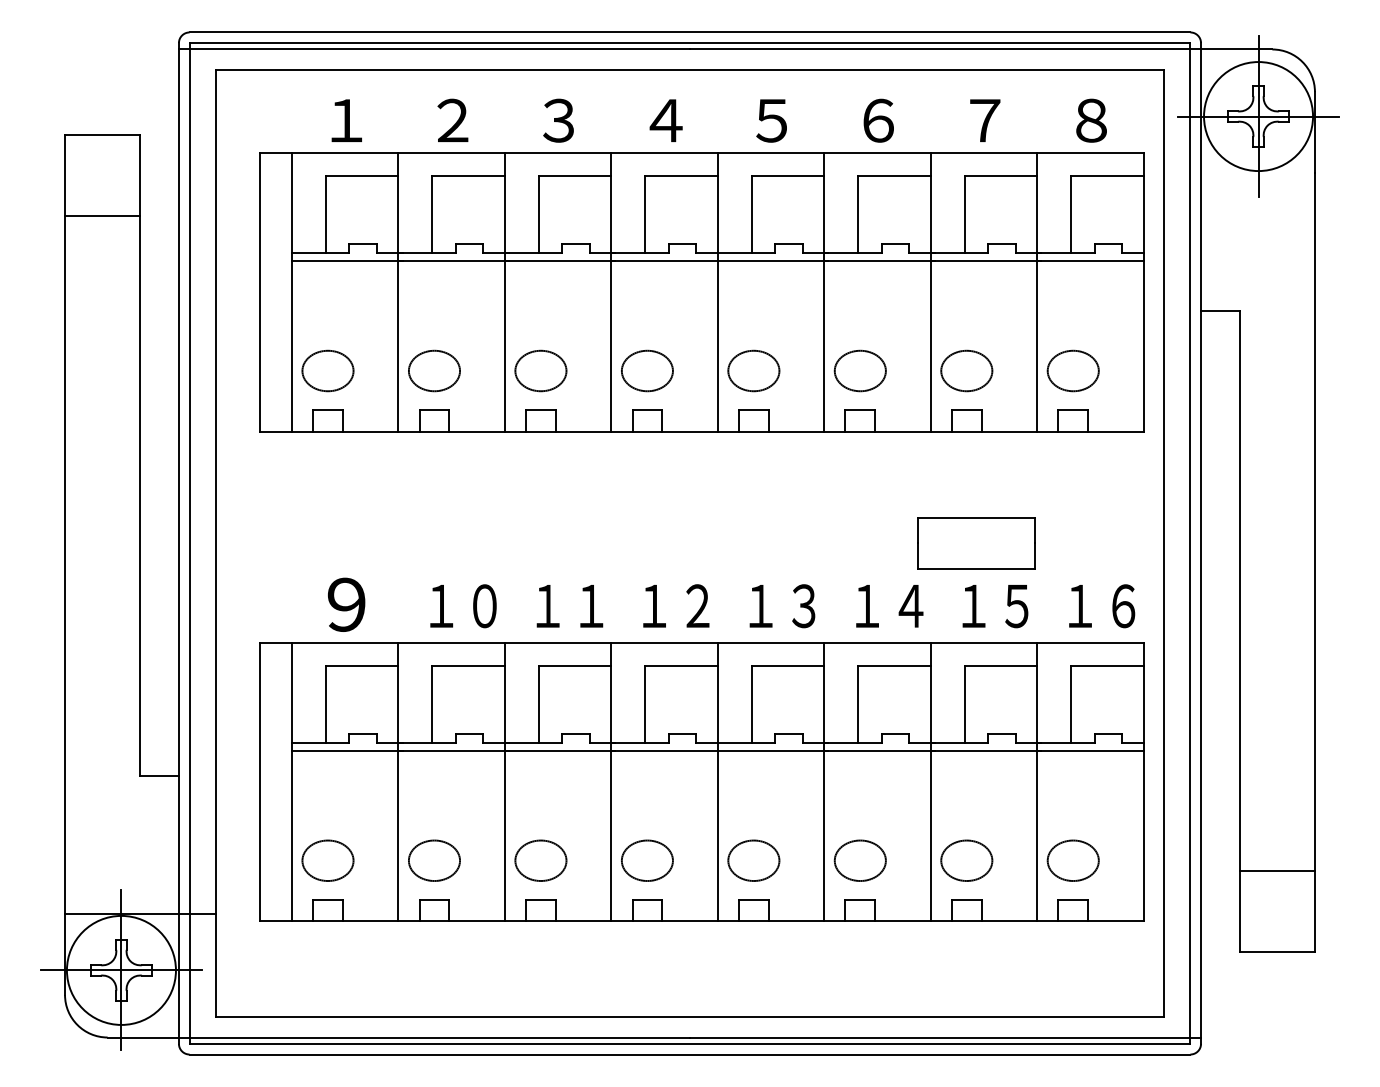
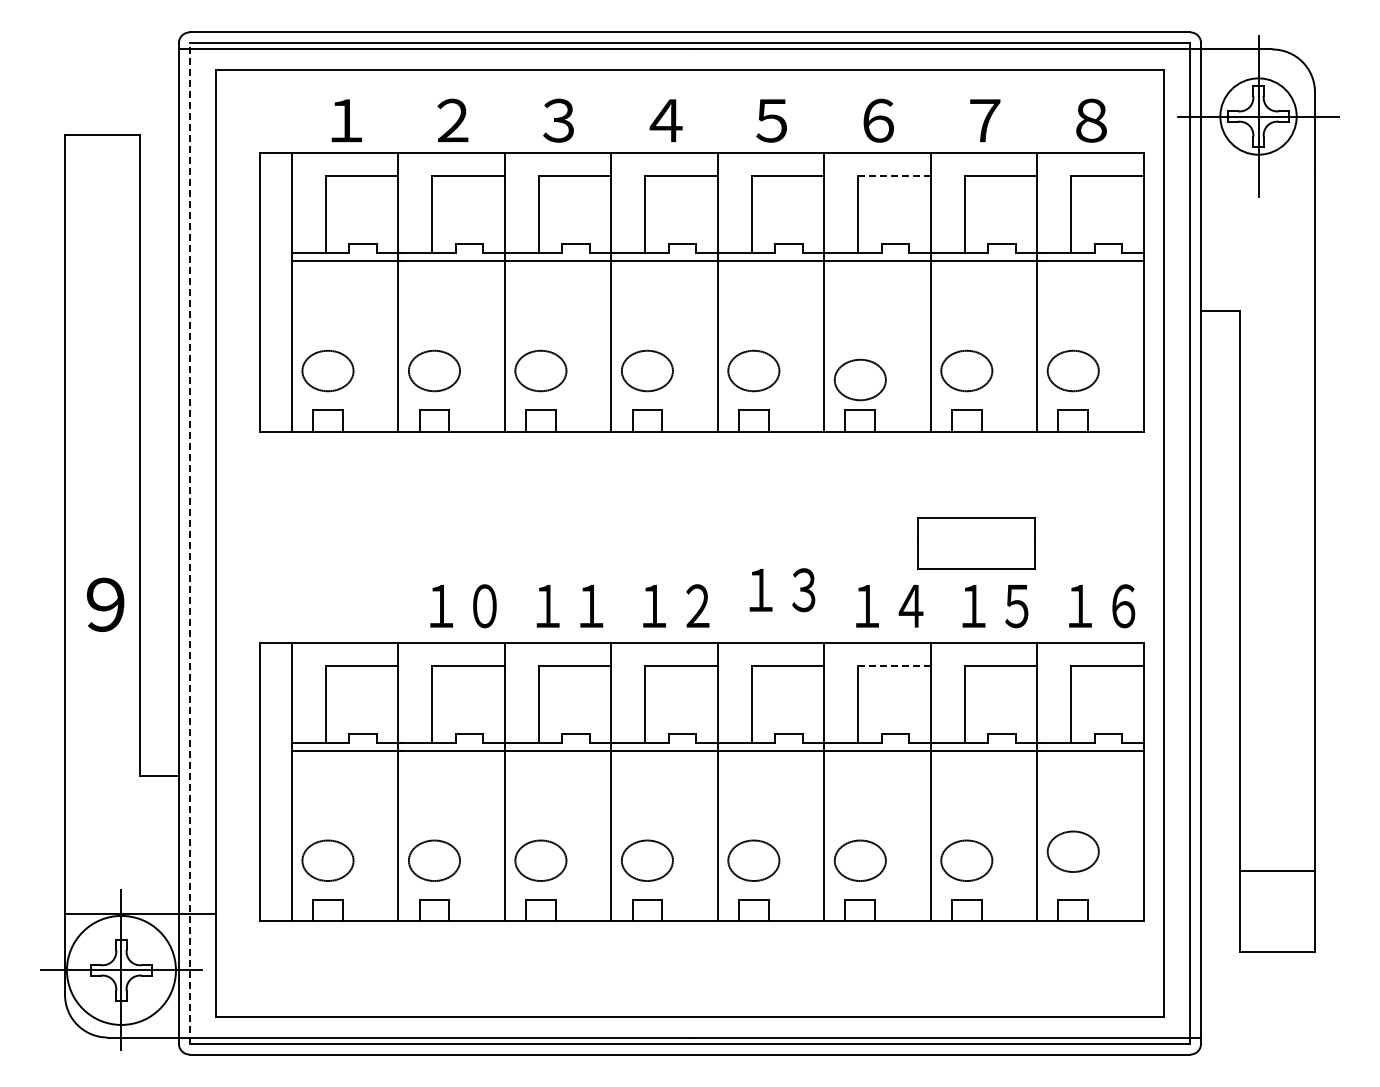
circle diameter: 109 px -> 76 px (1258, 116)
line: solid -> dashed (893, 176)
line: present -> none (102, 215)
part position: (859, 370) -> (859, 379) (859, 379)
line: solid -> dashed (189, 543)
text position: (346, 604) -> (105, 604) (105, 604)
text position: (782, 606) -> (782, 590) (782, 590)
line: solid -> dashed (893, 665)
part position: (1072, 860) -> (1072, 851) (1072, 851)
